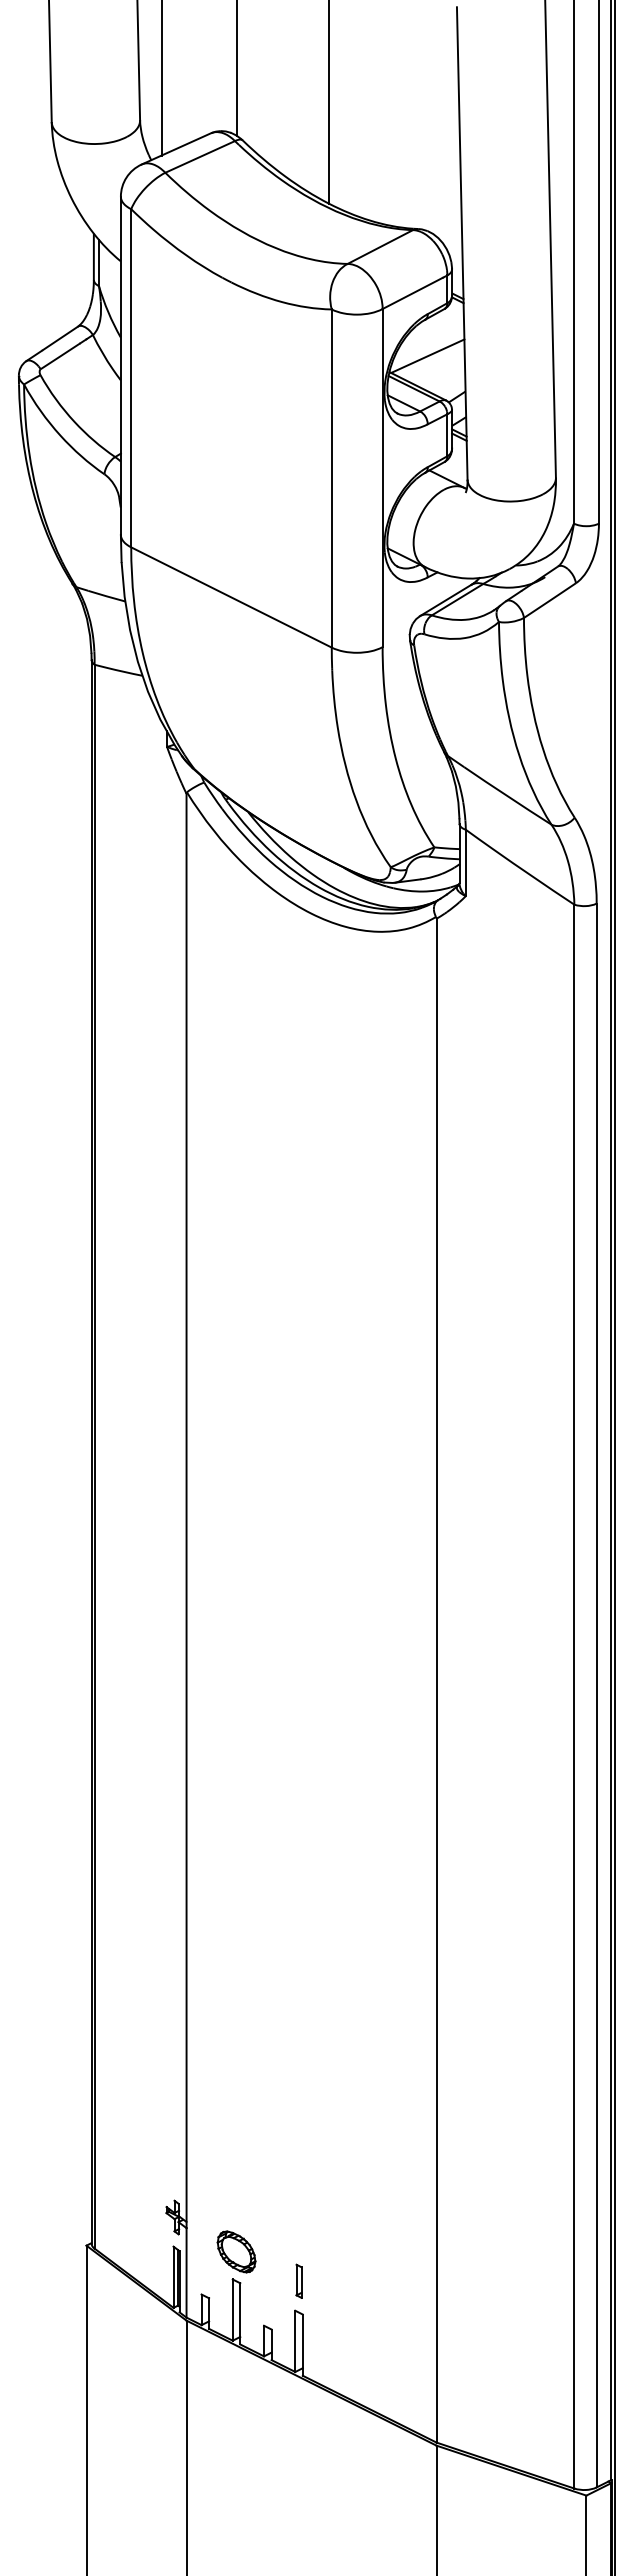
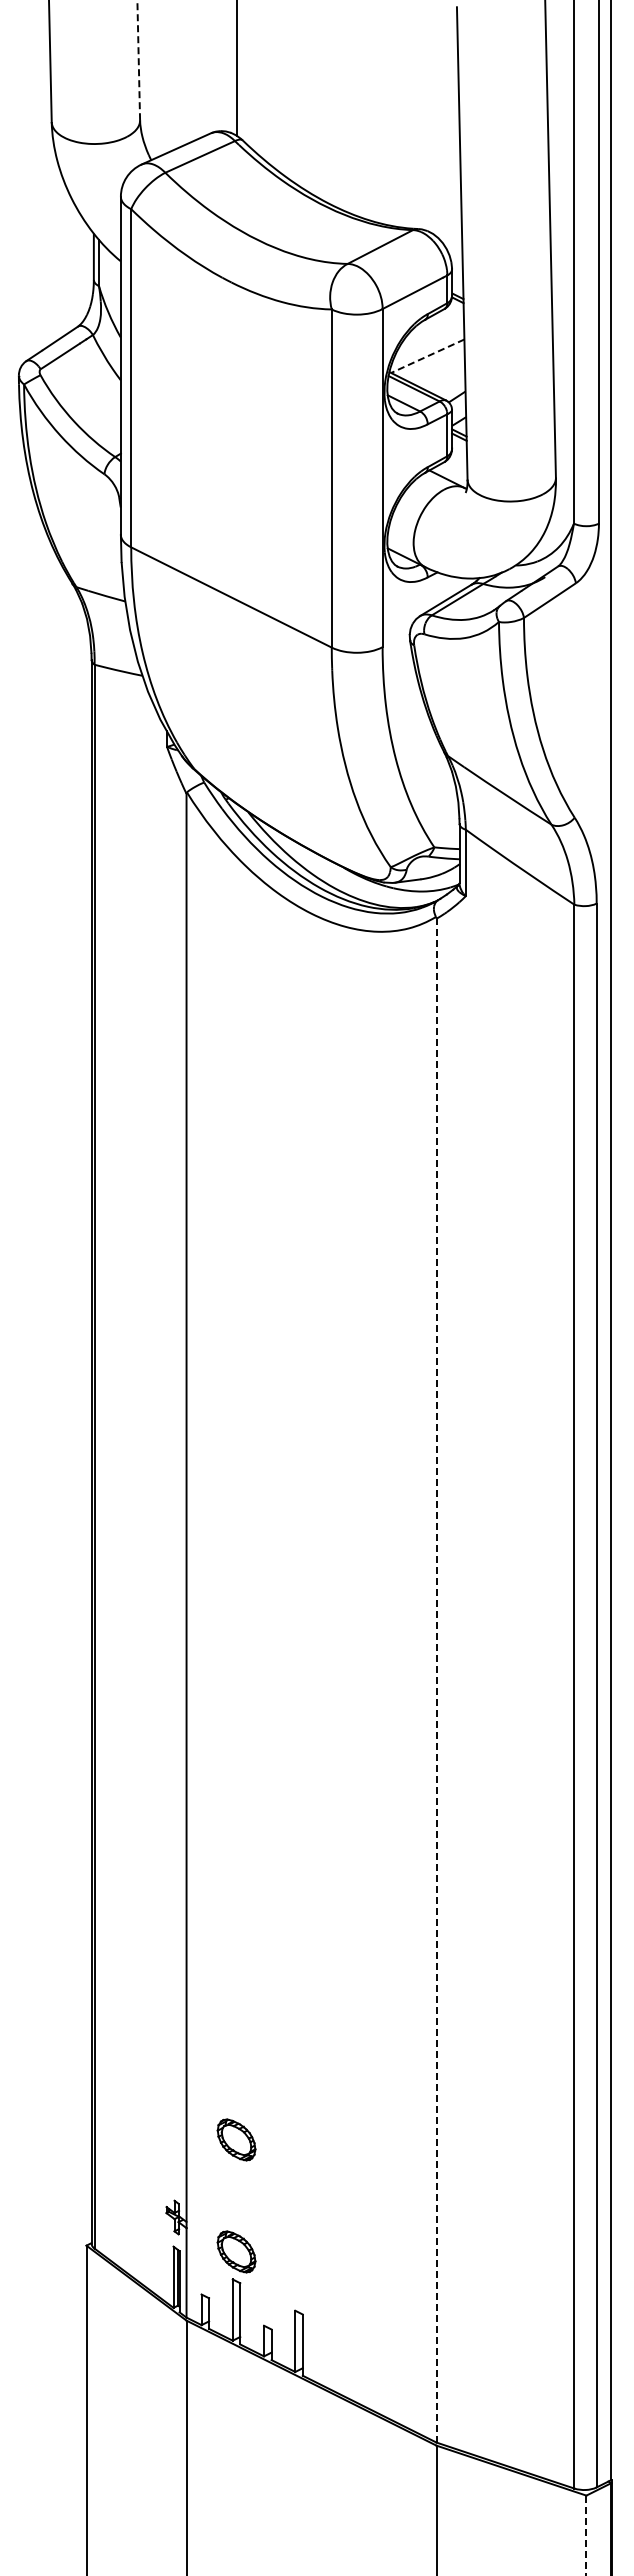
line: solid -> dashed (138, 60)
line: present -> none (161, 78)
line: present -> none (328, 102)
line: solid -> dashed (427, 356)
line: present -> none (615, 1287)
line: solid -> dashed (436, 1680)
part: none -> present (236, 2139)
part: present -> none (298, 2280)
line: solid -> dashed (586, 2535)
